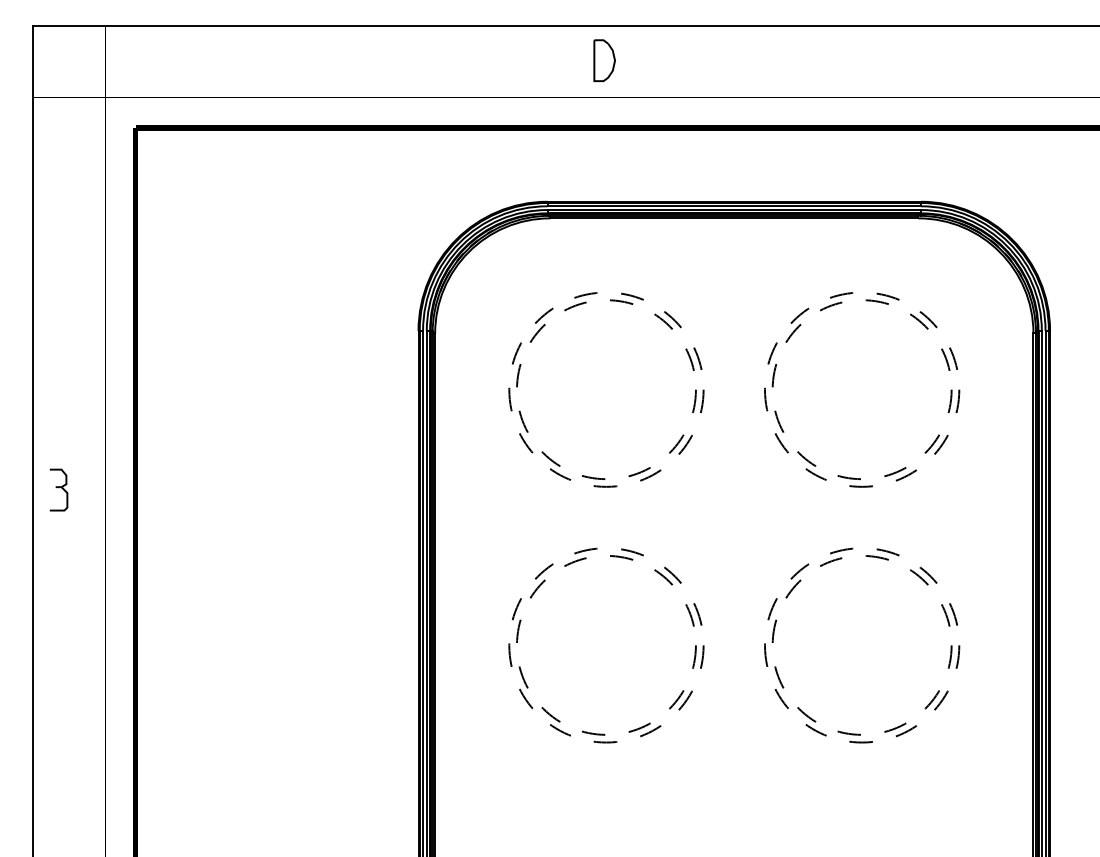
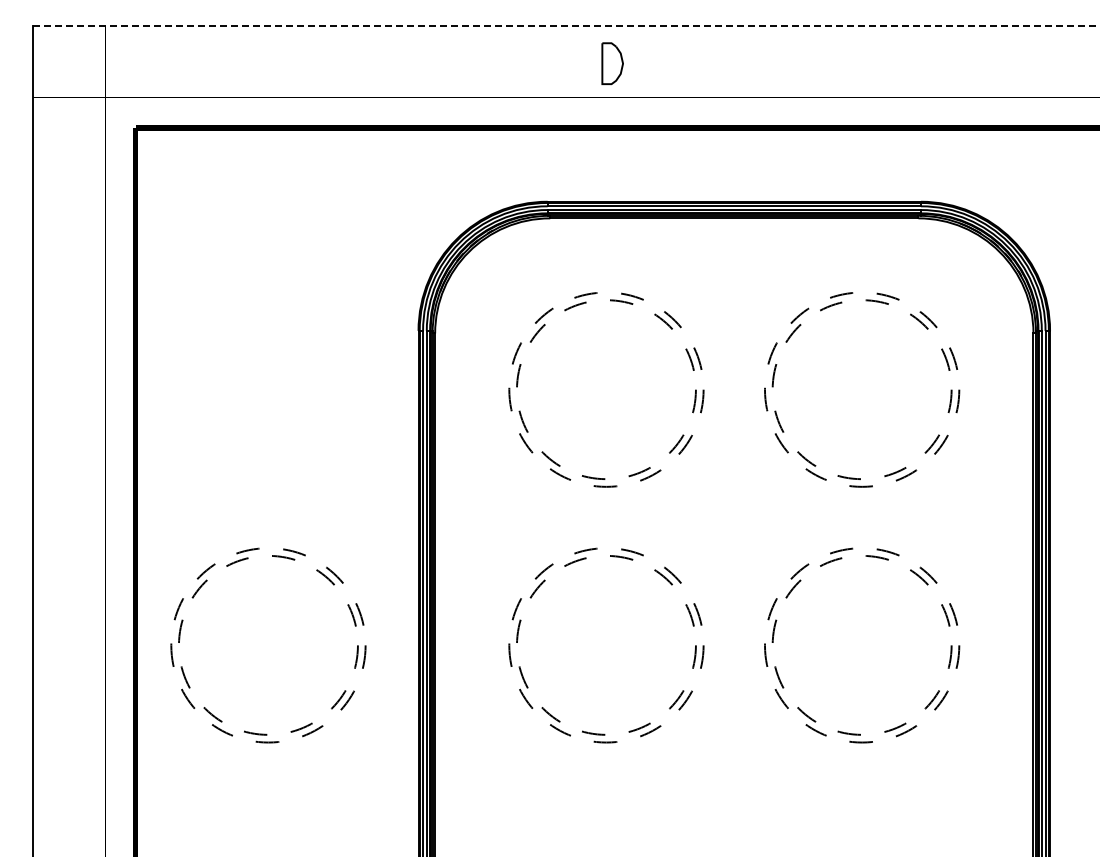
line: solid -> dashed (566, 25)
part position: (604, 60) -> (612, 63) (612, 63)
part: present -> none (58, 489)
part: none -> present (266, 733)
